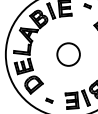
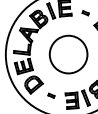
part position: (87, 6) -> (85, 13) (85, 13)
circle diameter: 23 px -> 38 px (68, 54)
part position: (49, 100) -> (51, 95) (51, 95)
